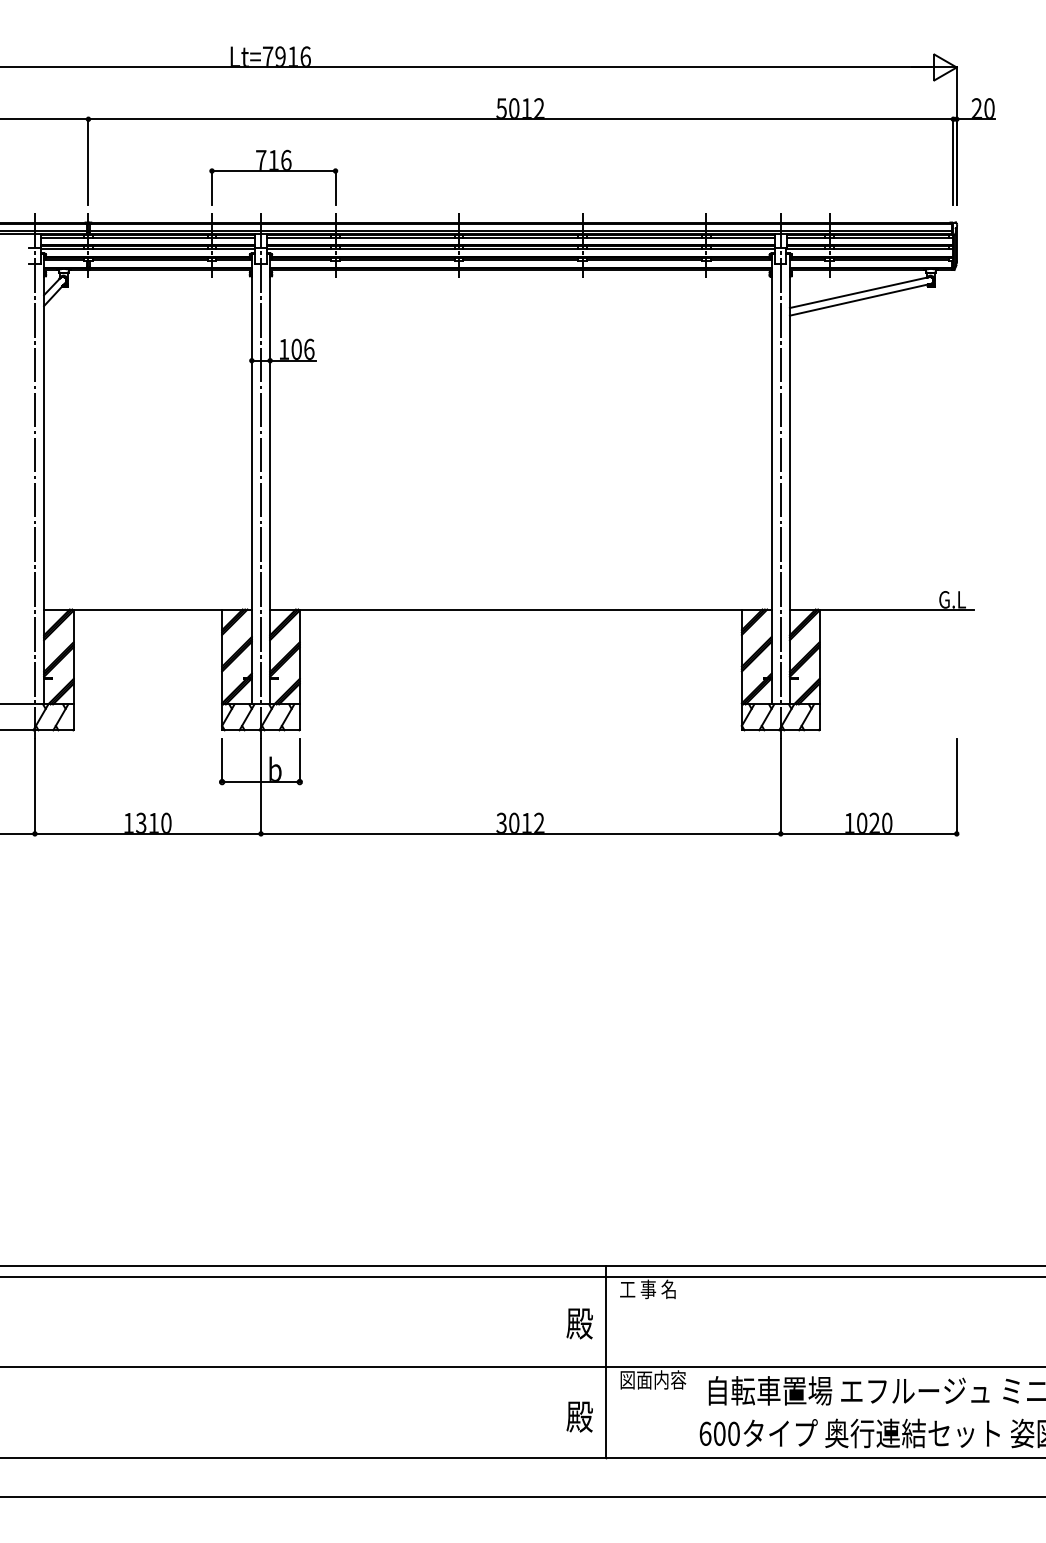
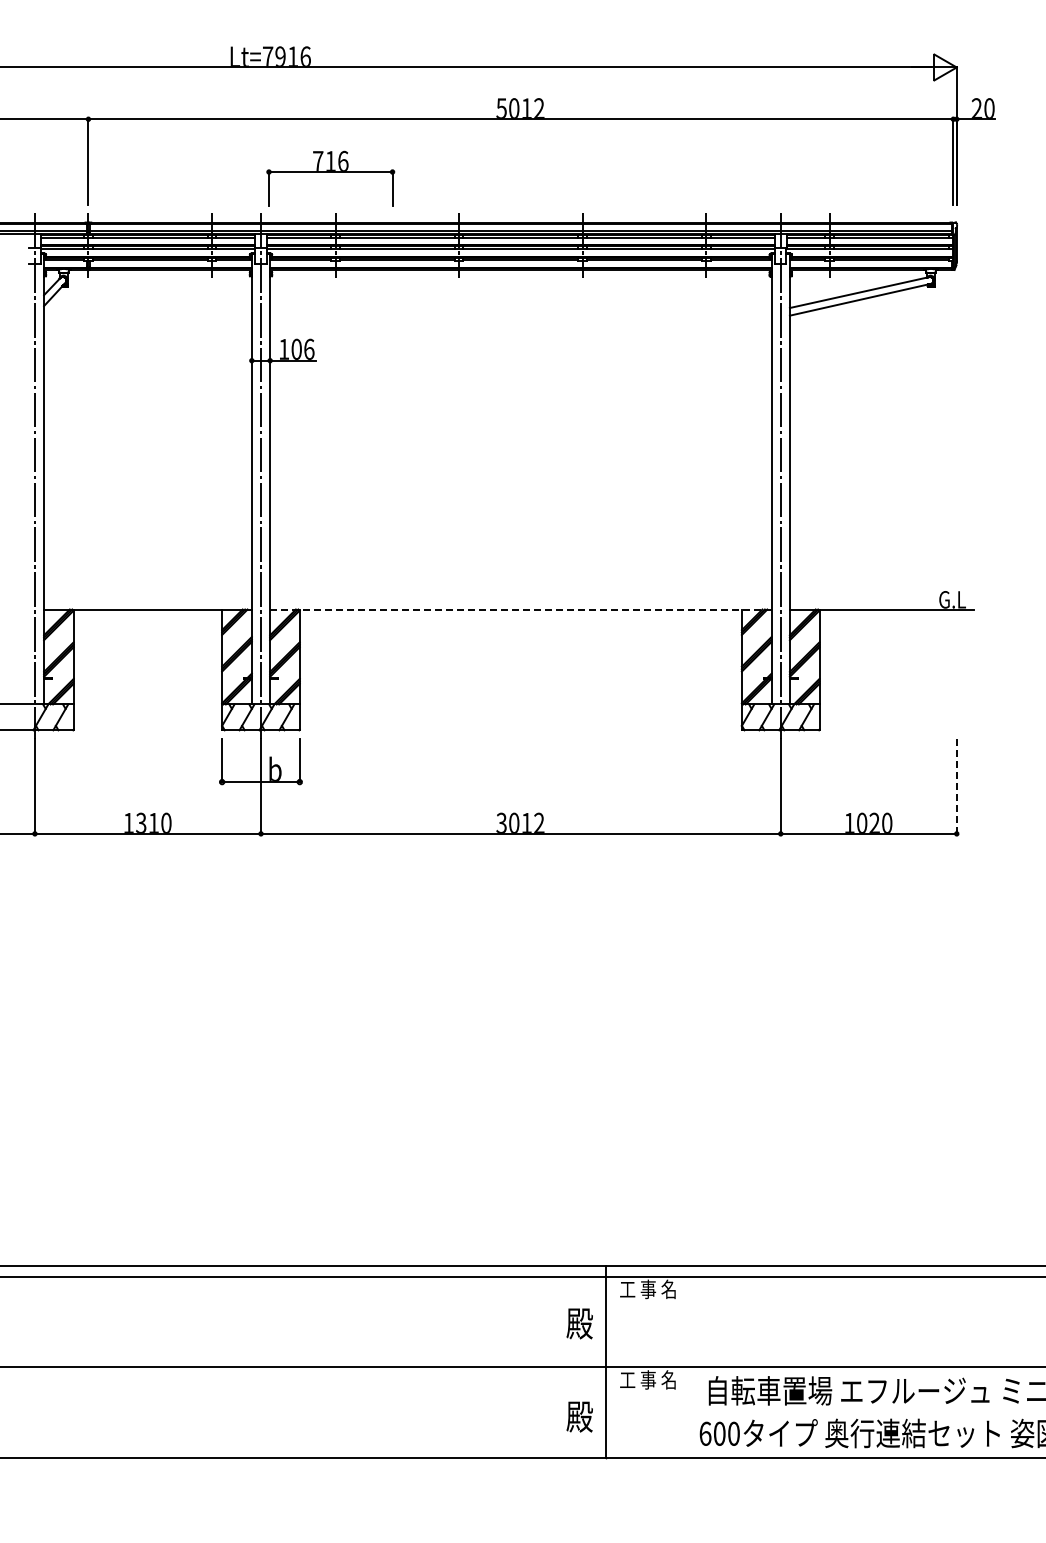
part position: (273, 177) -> (330, 178) (330, 178)
line: solid -> dashed (520, 609)
line: solid -> dashed (956, 787)
text: 図面内容 -> 工 事 名 (653, 1379)
line: present -> none (522, 1496)
